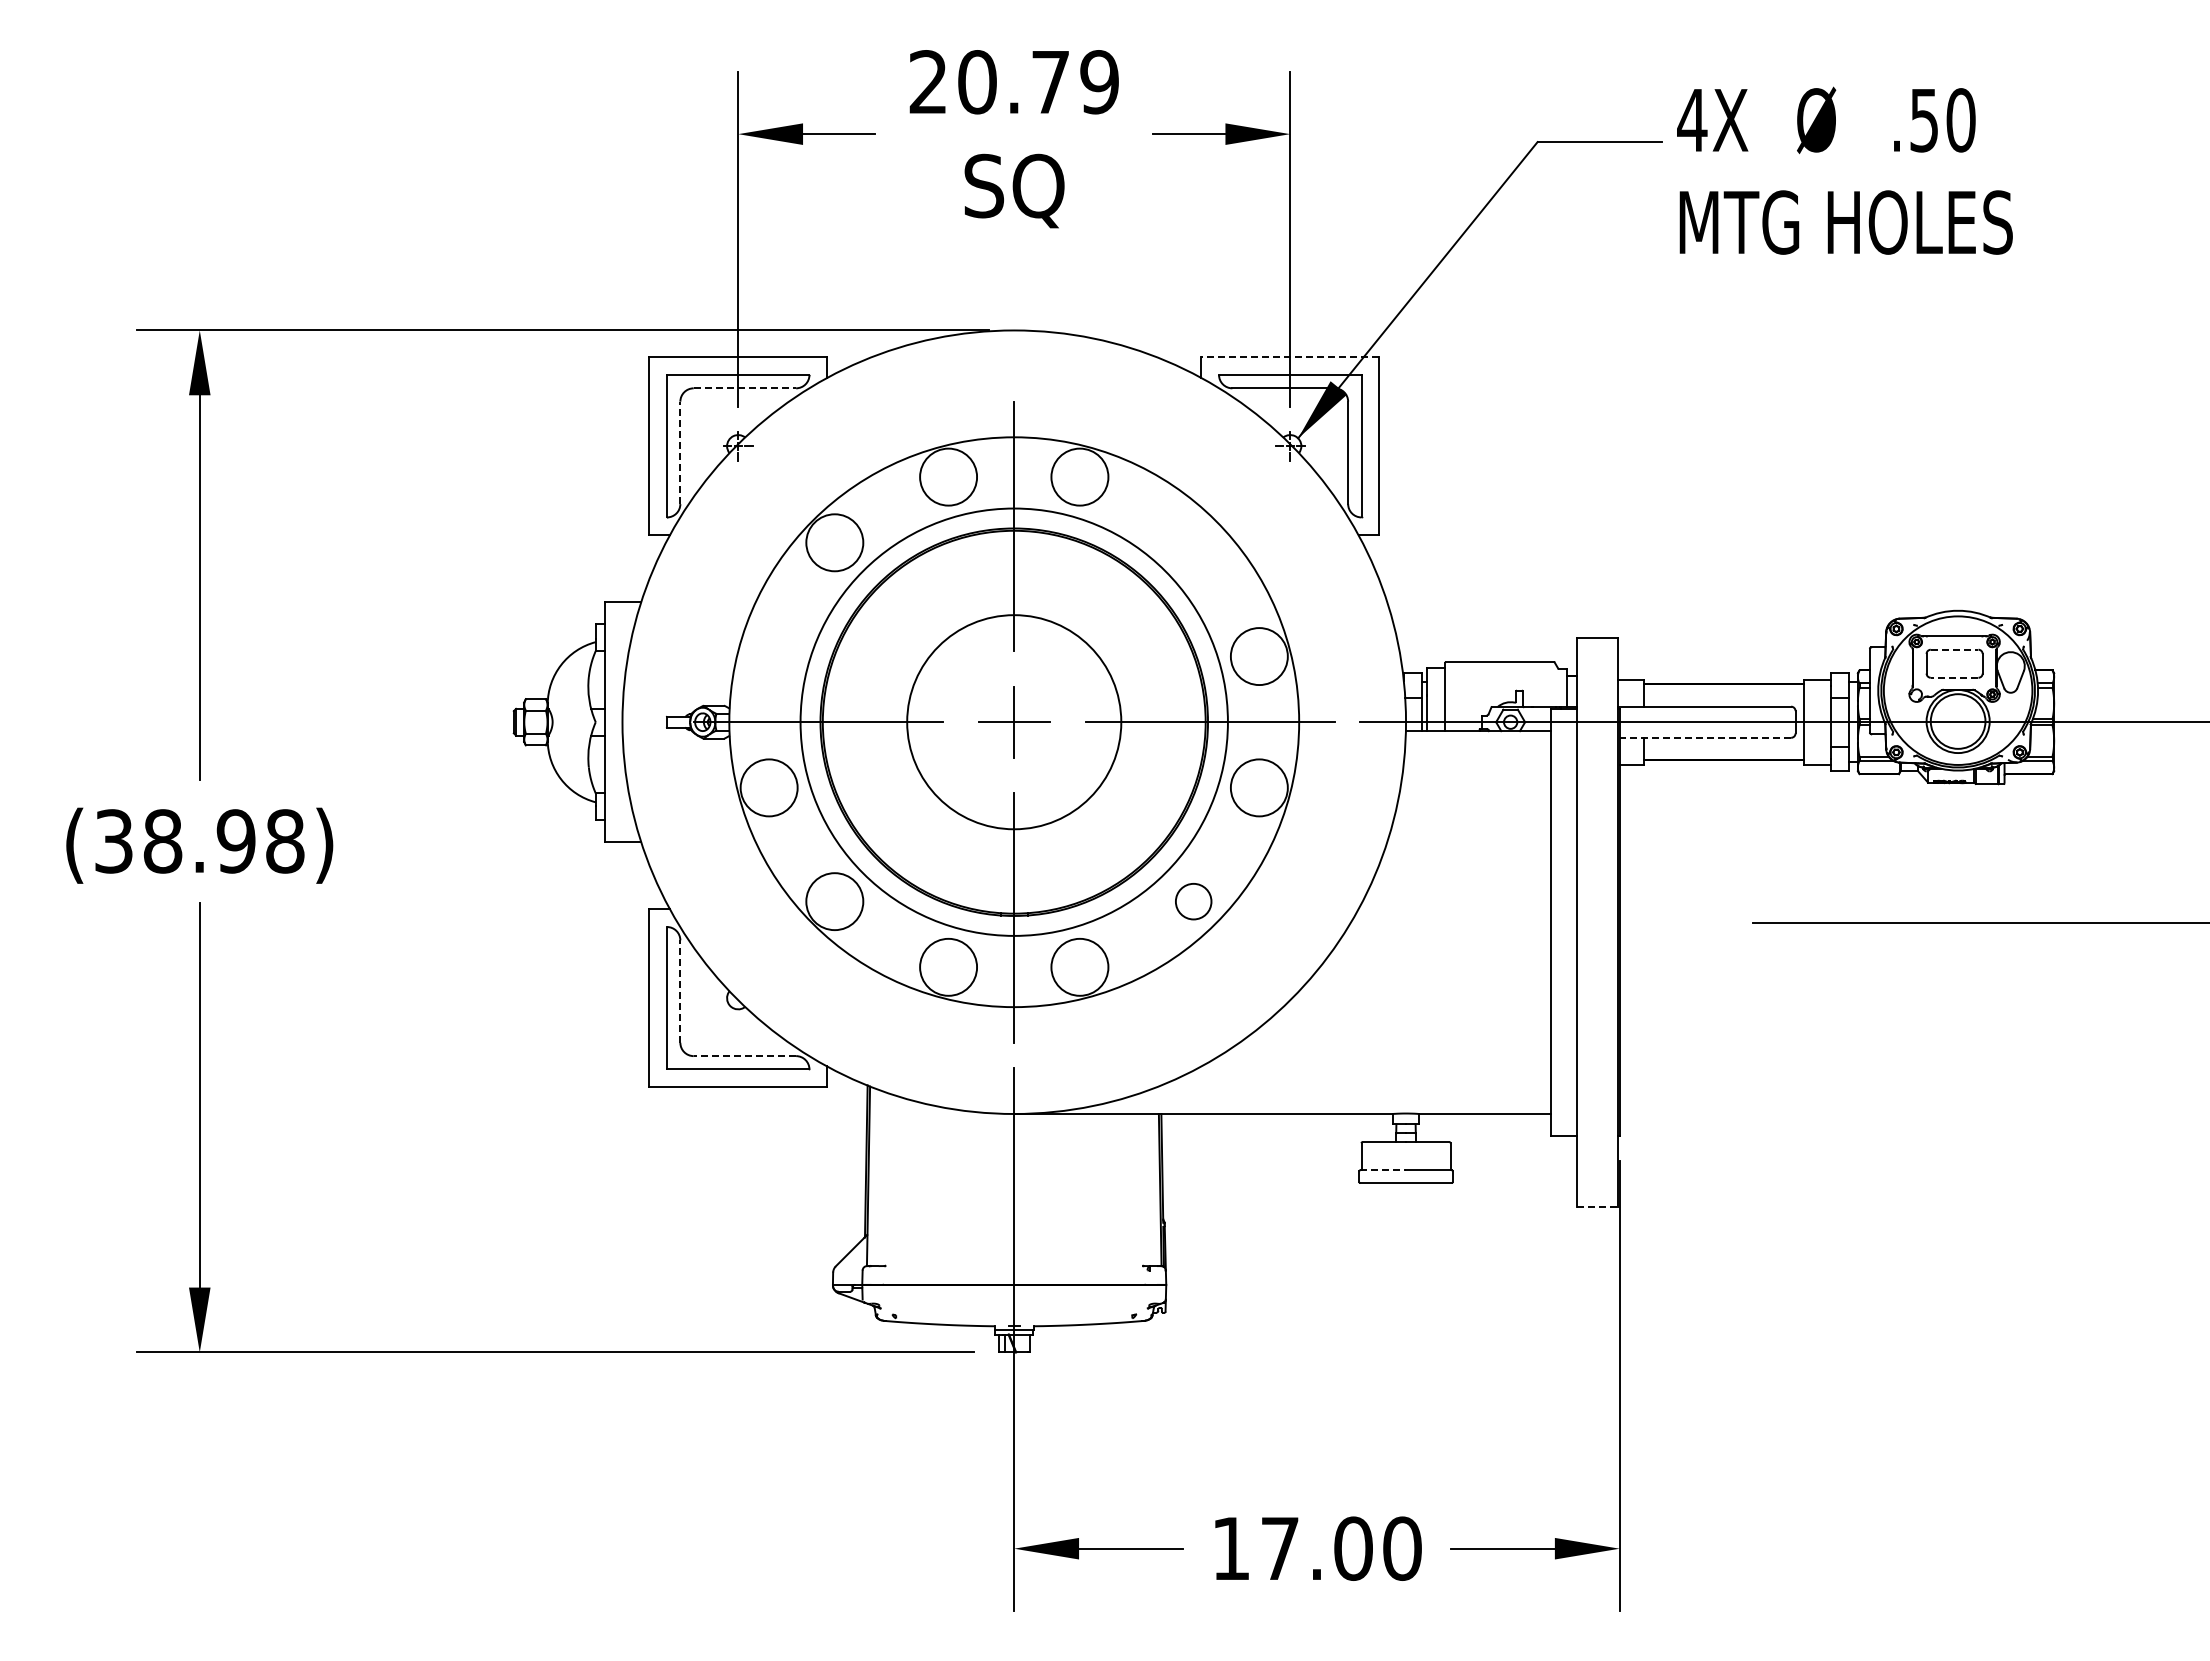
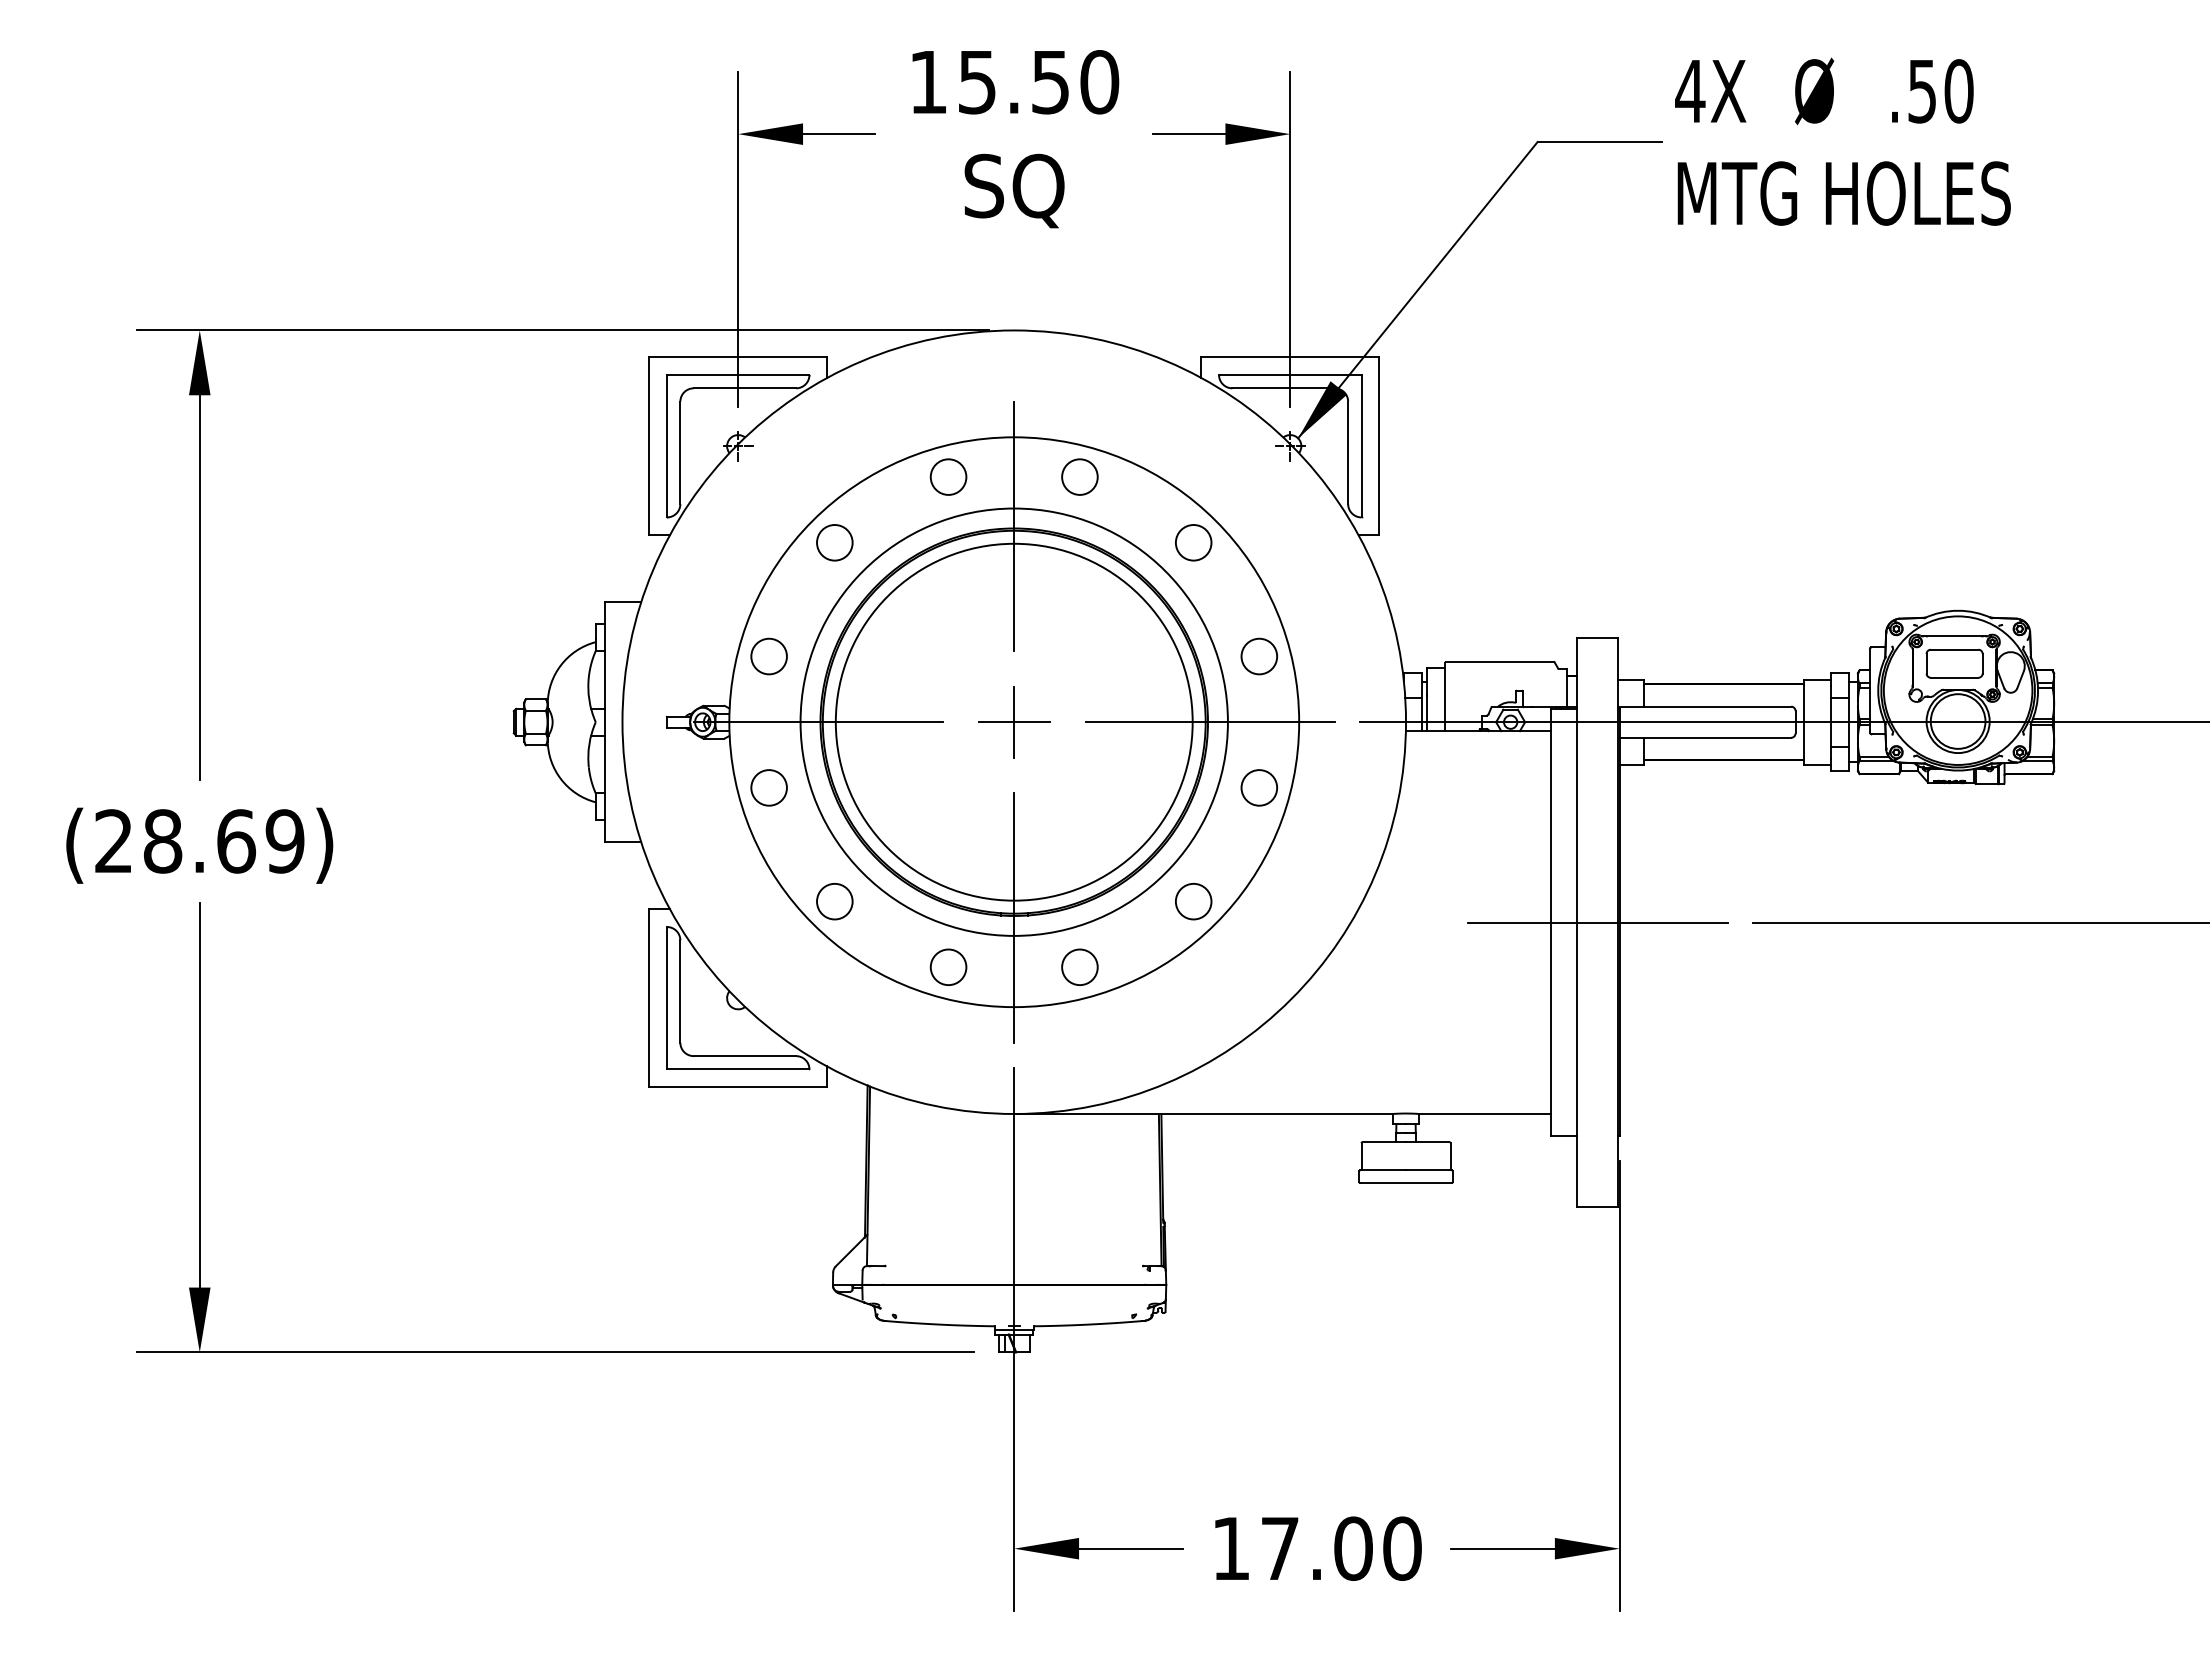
text: 20.79 -> 15.50 (1014, 82)
text position: (1844, 170) -> (1842, 141) (1842, 141)
line: dashed -> solid (1289, 357)
line: dashed -> solid (745, 388)
line: dashed -> solid (680, 452)
circle diameter: 57 px -> 36 px (948, 476)
circle diameter: 57 px -> 36 px (1079, 476)
circle diameter: 57 px -> 36 px (834, 542)
circle: none -> present (1193, 542)
line: dashed -> solid (1954, 649)
circle: none -> present (768, 656)
circle diameter: 57 px -> 36 px (1259, 656)
line: dashed -> solid (1954, 677)
circle diameter: 214 px -> 357 px (1013, 721)
line: dashed -> solid (1705, 737)
circle diameter: 57 px -> 36 px (768, 787)
circle diameter: 57 px -> 36 px (1259, 787)
text: (38.98) -> (28.69) (199, 841)
circle diameter: 57 px -> 36 px (834, 901)
line: none -> present (1598, 922)
circle diameter: 57 px -> 36 px (948, 967)
circle diameter: 57 px -> 36 px (1079, 967)
line: dashed -> solid (680, 991)
line: dashed -> solid (744, 1056)
line: dashed -> solid (1383, 1170)
line: dashed -> solid (1597, 1207)
